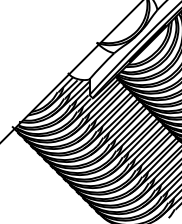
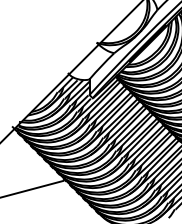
line: none -> present (32, 188)
